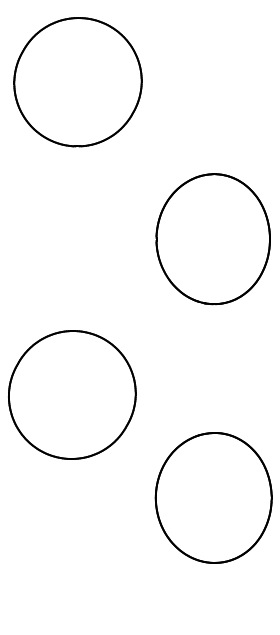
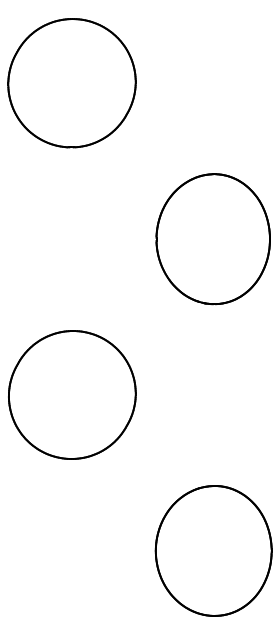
part position: (77, 82) -> (71, 83) (71, 83)
part position: (213, 497) -> (213, 550) (213, 550)
